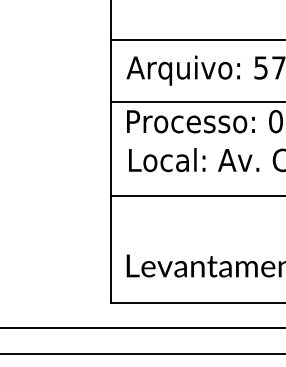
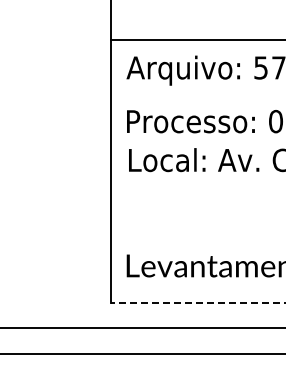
line: present -> none (196, 101)
line: present -> none (196, 196)
line: solid -> dashed (197, 302)
